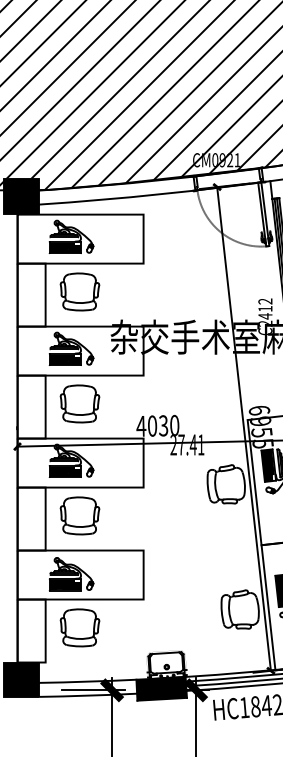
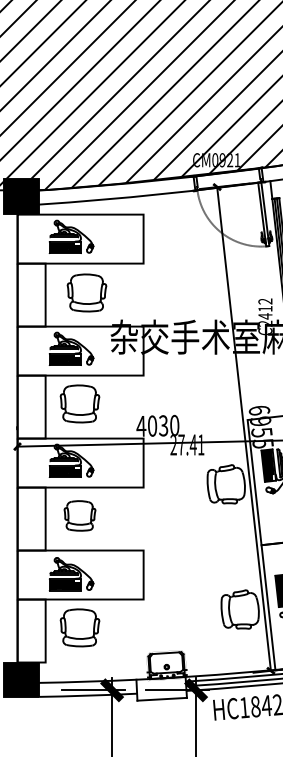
part position: (79, 291) -> (86, 292) (86, 292)
part size: 42x40 px -> 34x32 px (79, 515)
fill: present -> none (161, 688)
